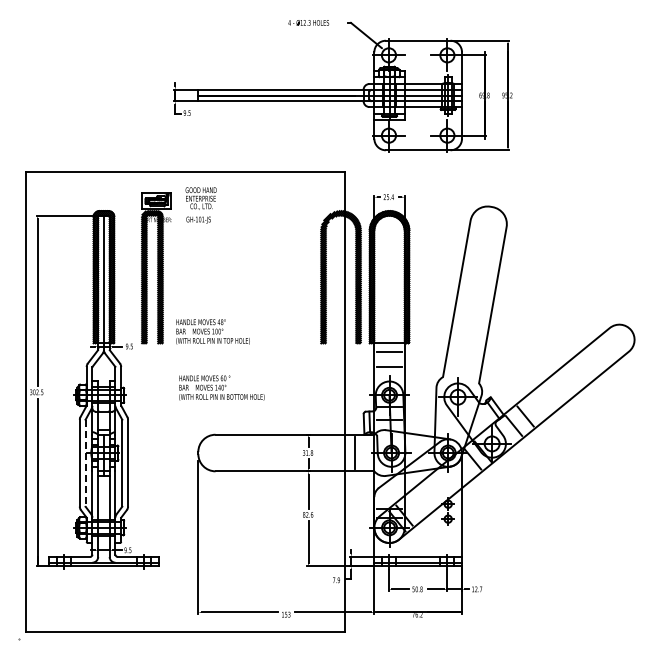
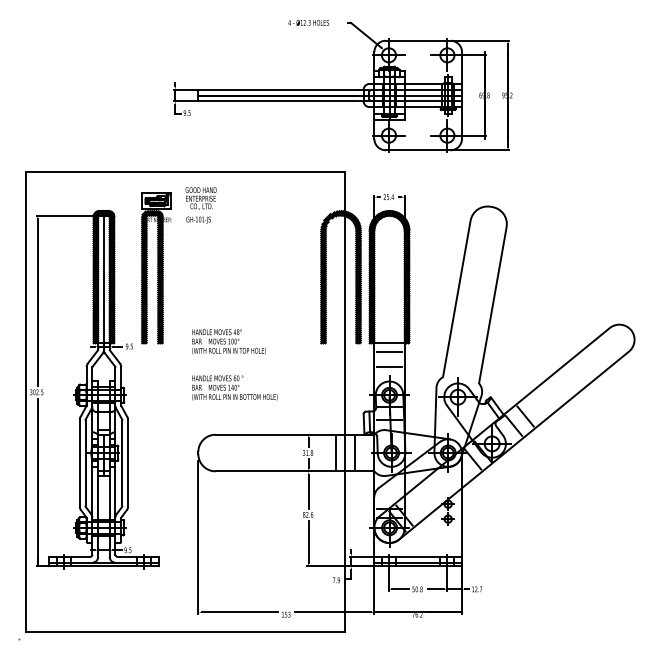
text position: (212, 331) -> (228, 341) (228, 341)
text position: (221, 387) -> (234, 387) (234, 387)
line: none -> present (336, 453)
line: dashed -> solid (85, 463)
